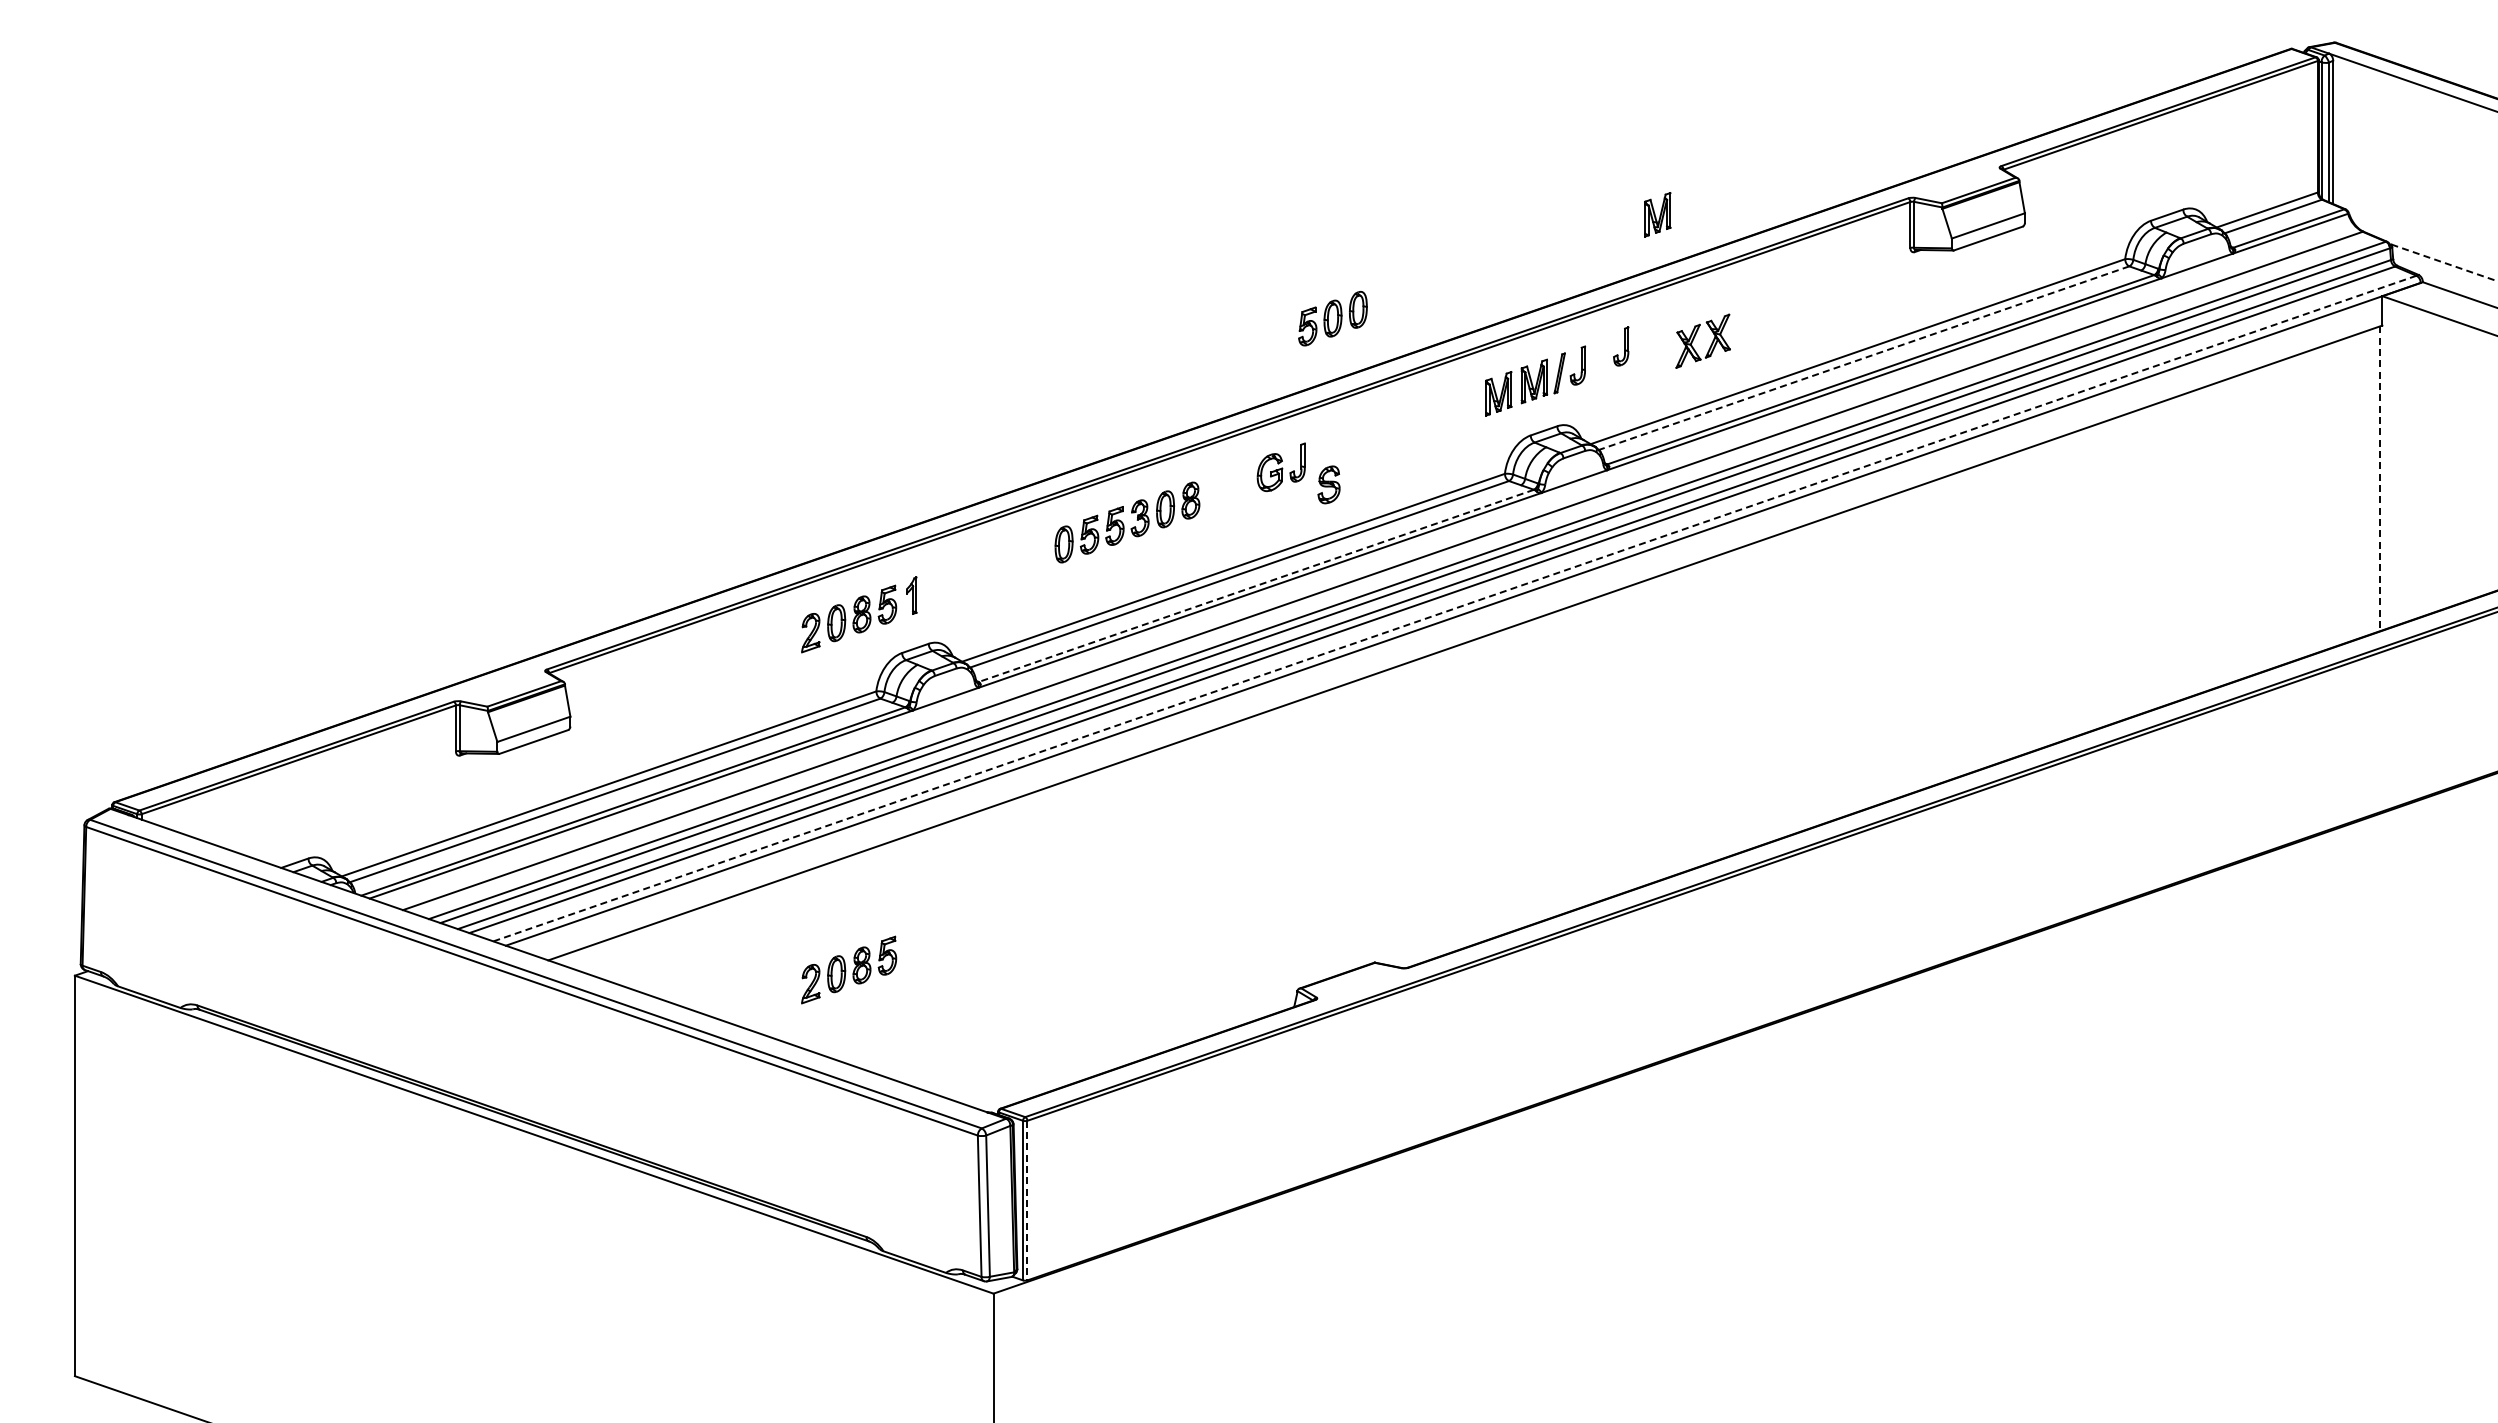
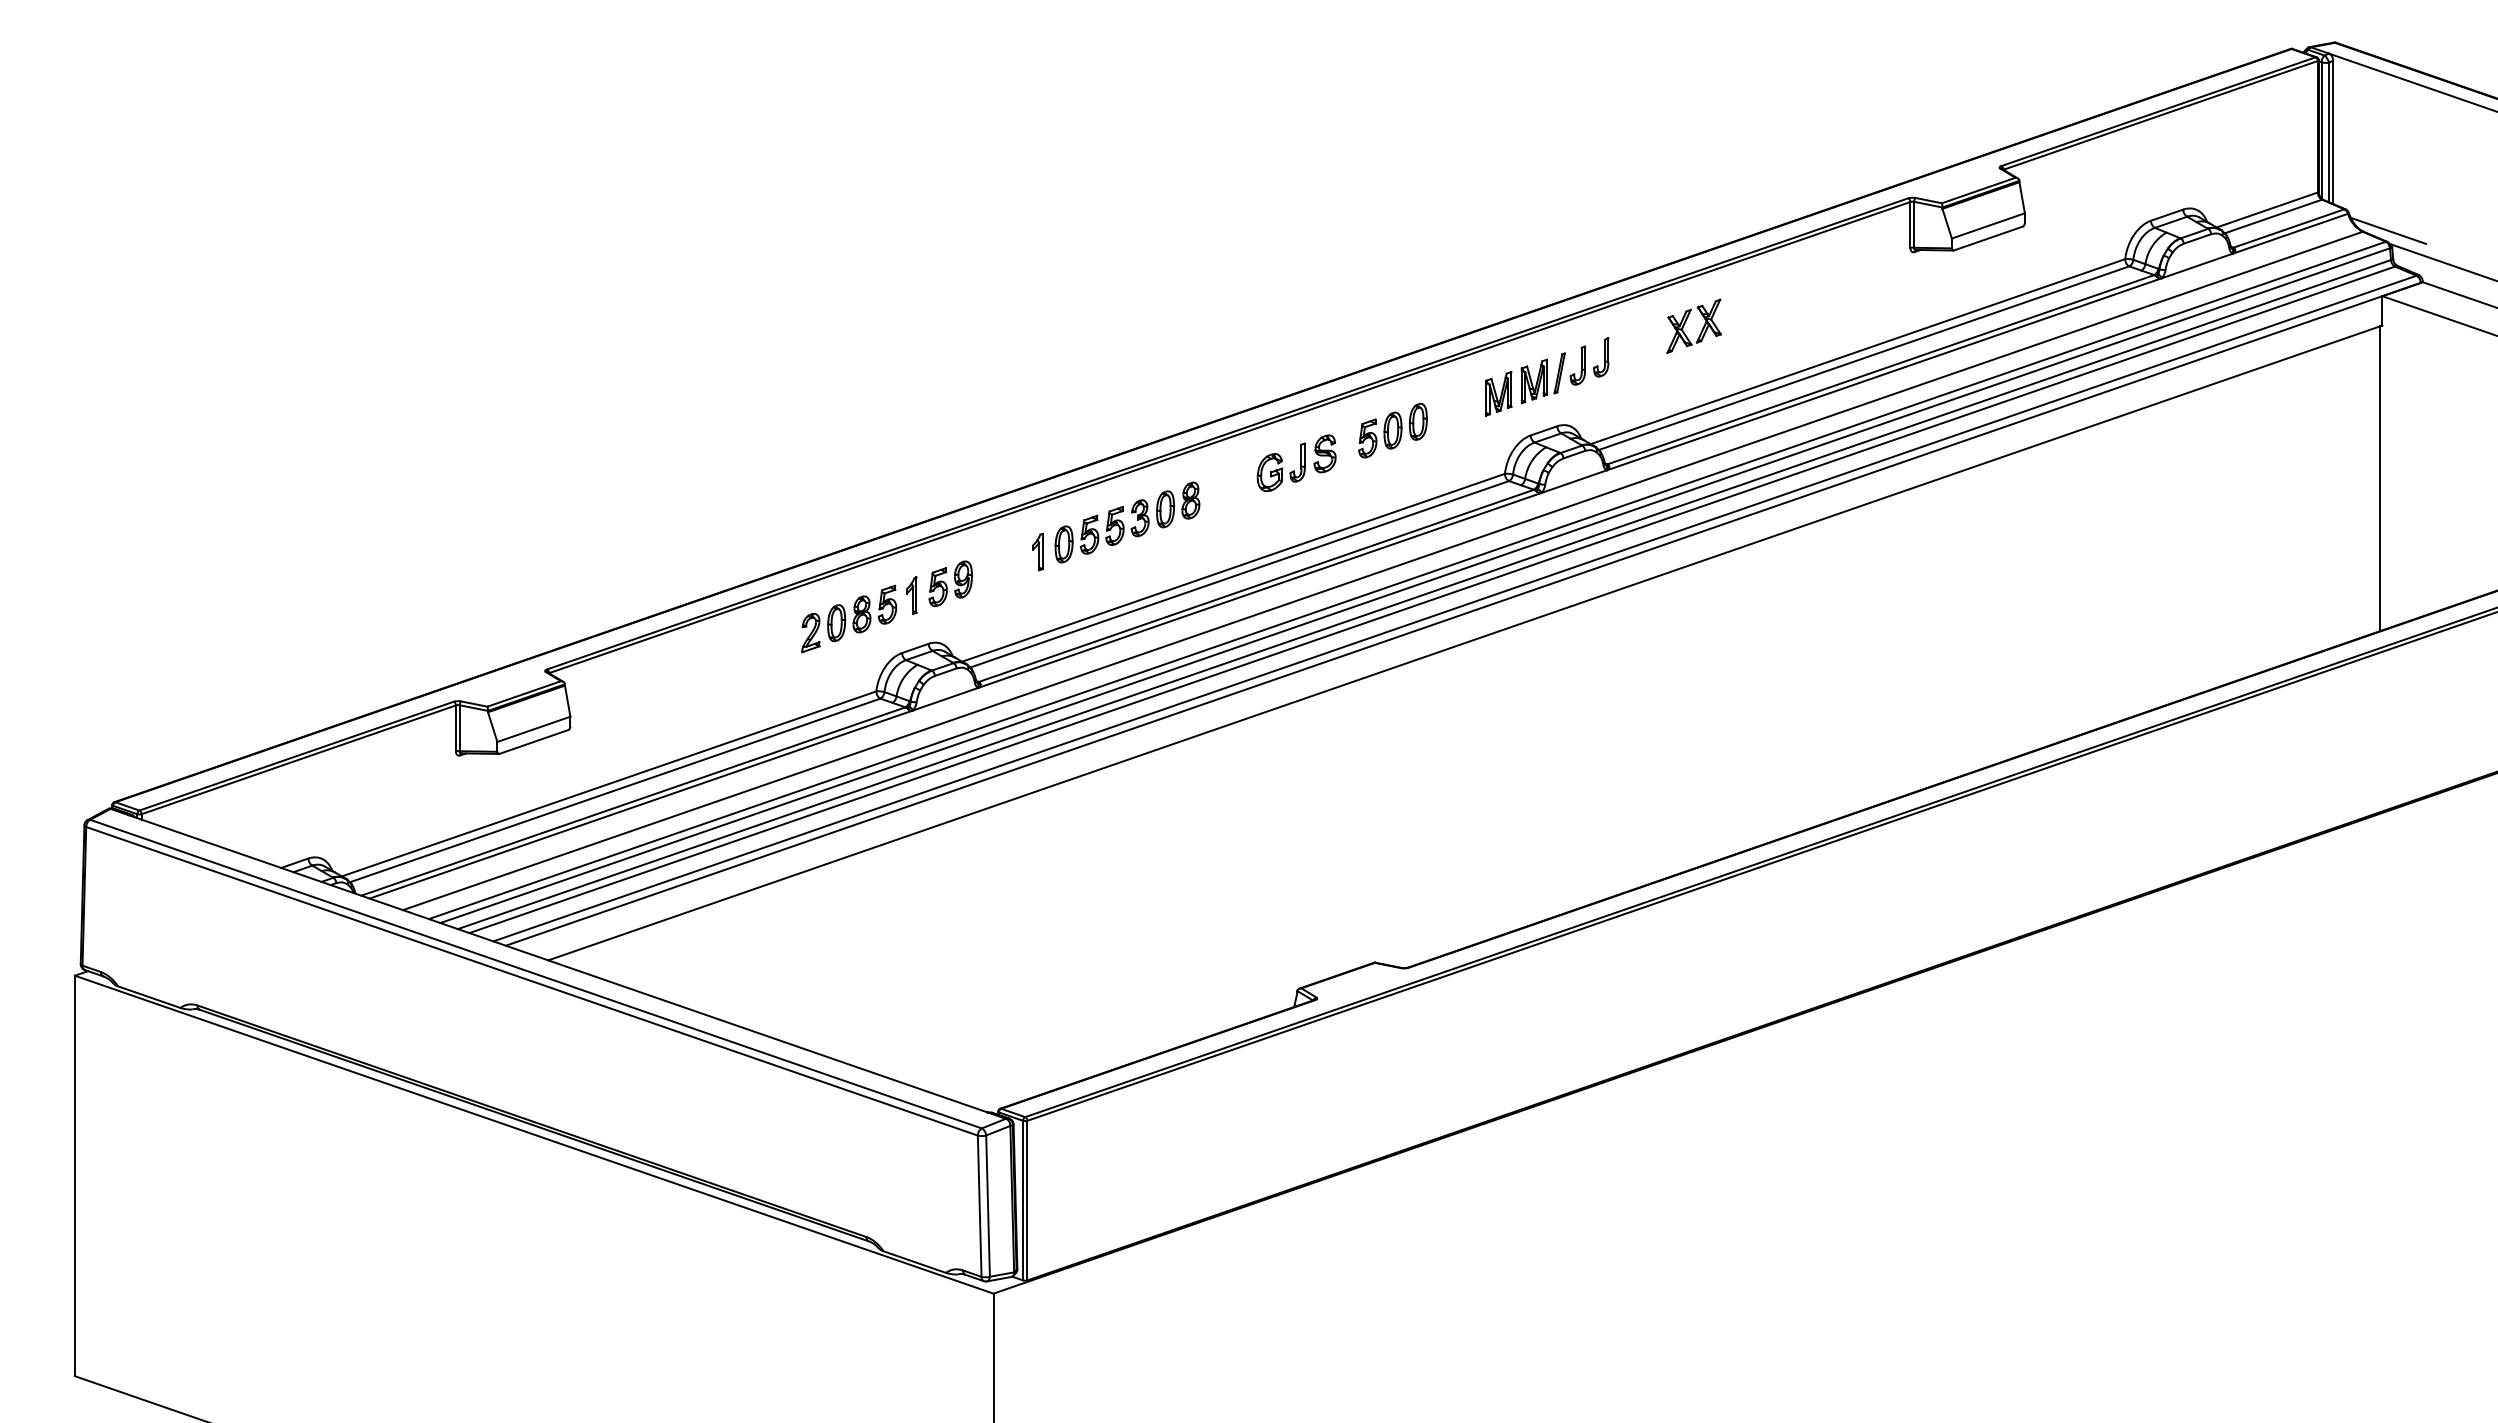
part: present -> none (1657, 214)
line: none -> present (2388, 230)
line: dashed -> solid (2444, 262)
part position: (1332, 318) -> (1392, 430) (1392, 430)
part position: (1695, 336) -> (1686, 321) (1686, 321)
part position: (1621, 346) -> (1601, 357) (1601, 357)
line: dashed -> solid (1864, 358)
line: dashed -> solid (2380, 479)
part position: (1328, 484) -> (1324, 453) (1324, 453)
part: none -> present (1037, 551)
part: none -> present (950, 583)
line: dashed -> solid (1256, 585)
line: dashed -> solid (1454, 608)
part: present -> none (849, 969)
line: dashed -> solid (1027, 1200)
